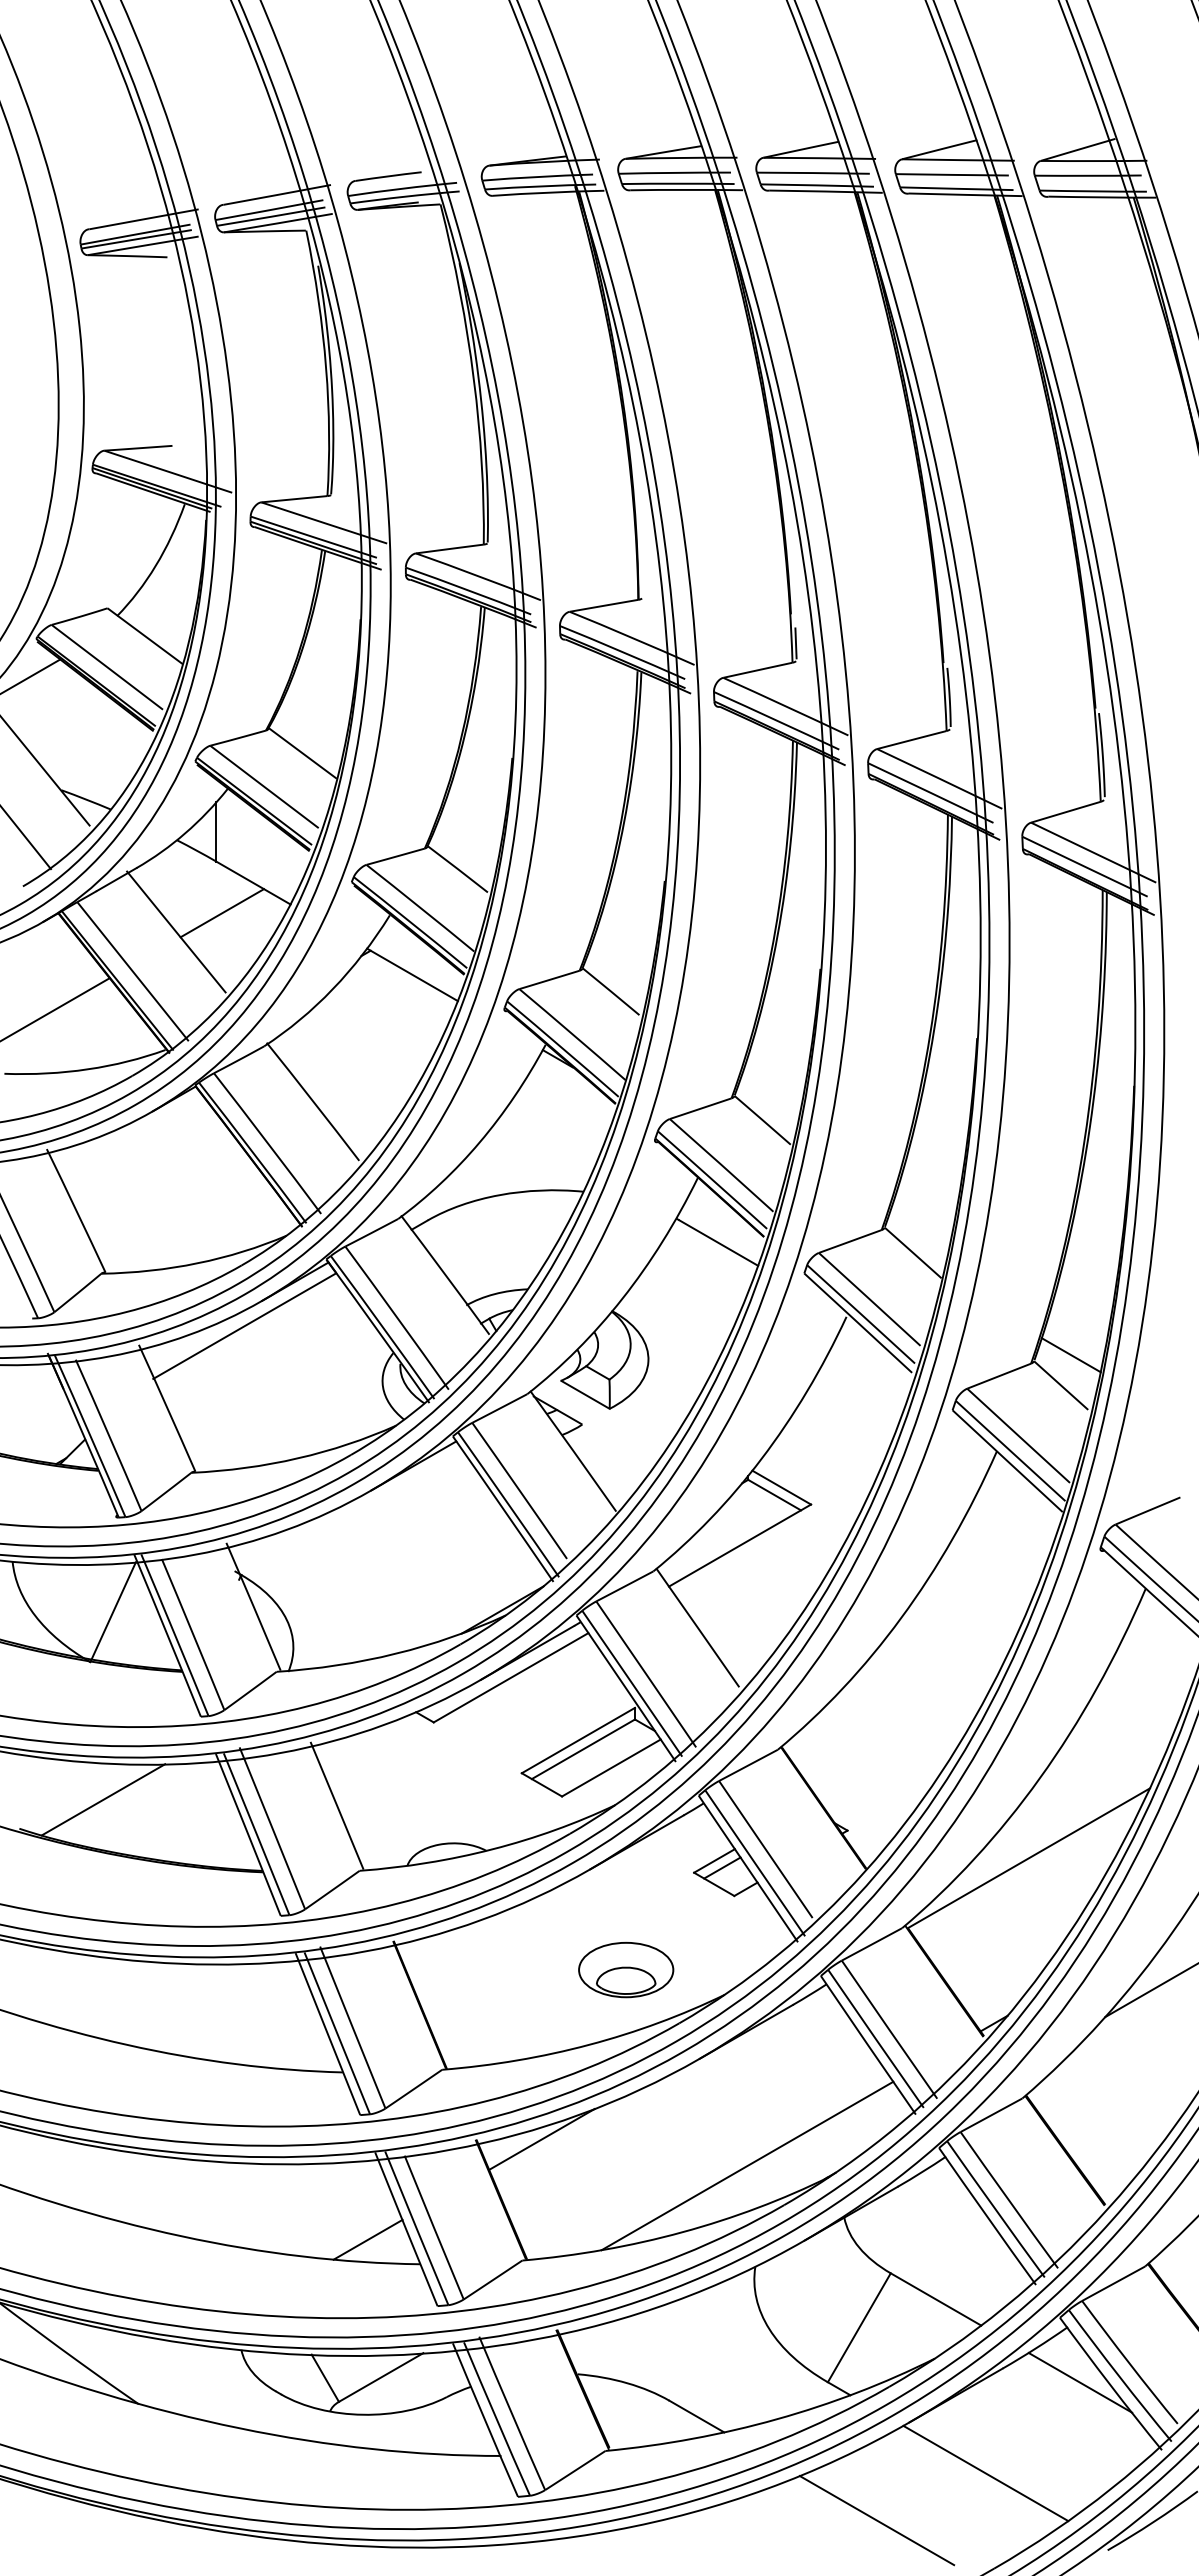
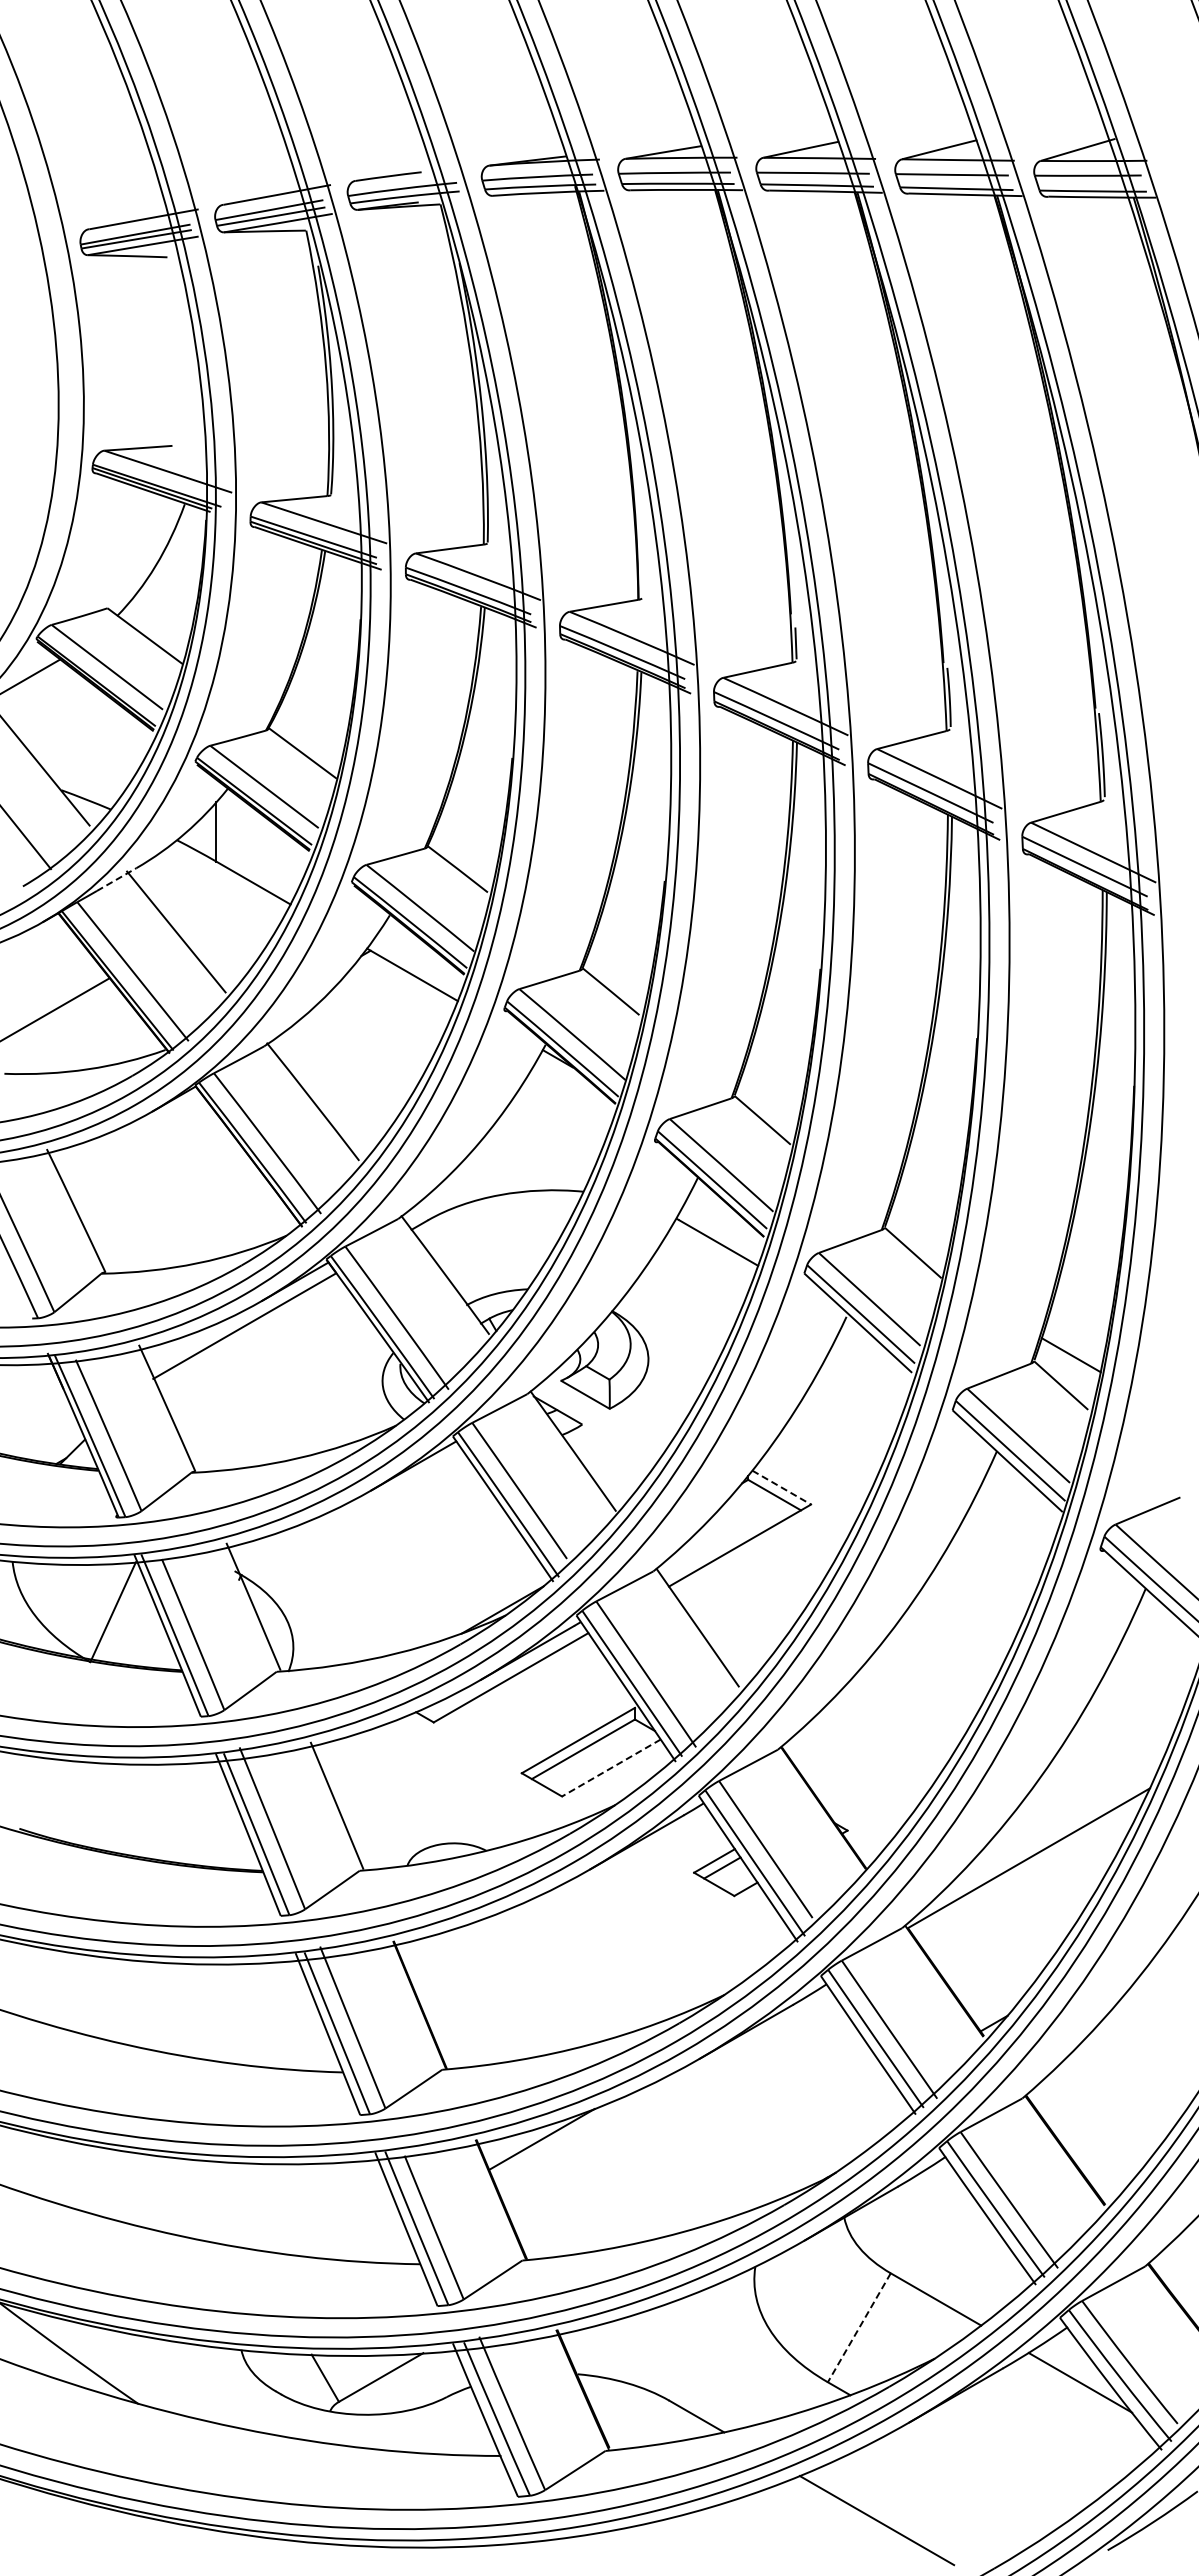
line: solid -> dashed (116, 879)
line: present -> none (222, 913)
line: solid -> dashed (781, 1487)
line: solid -> dashed (611, 1768)
line: present -> none (103, 1799)
part: present -> none (626, 1969)
line: present -> none (1150, 1990)
line: present -> none (747, 2165)
line: present -> none (367, 2239)
line: solid -> dashed (859, 2327)
line: present -> none (985, 2473)
